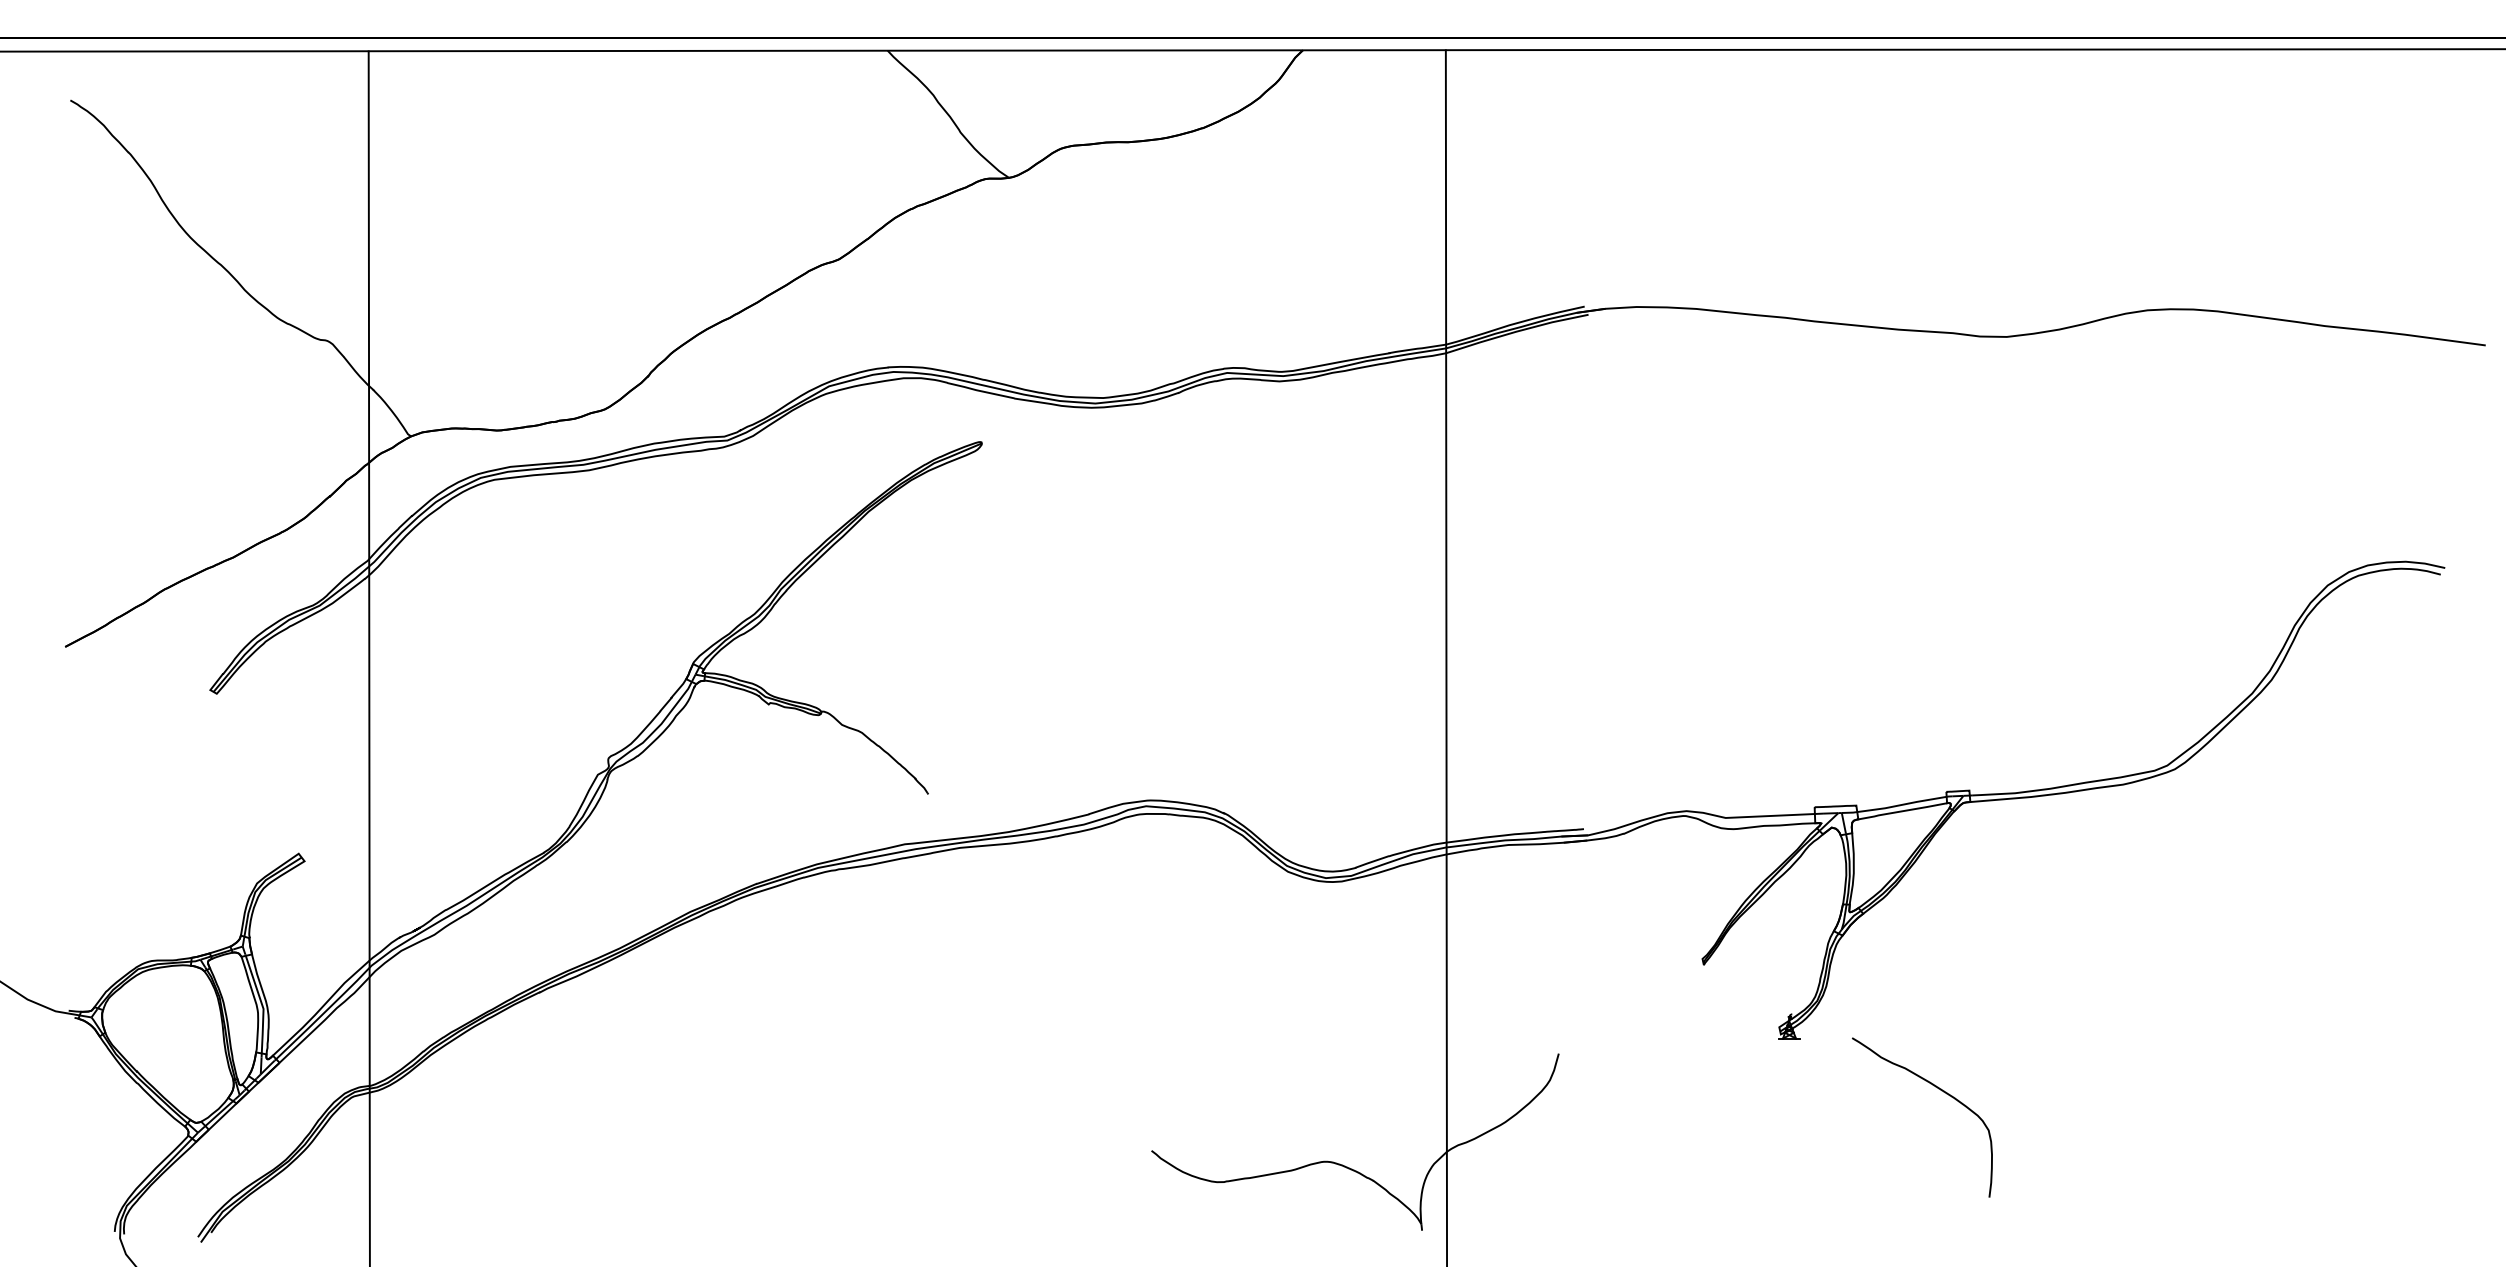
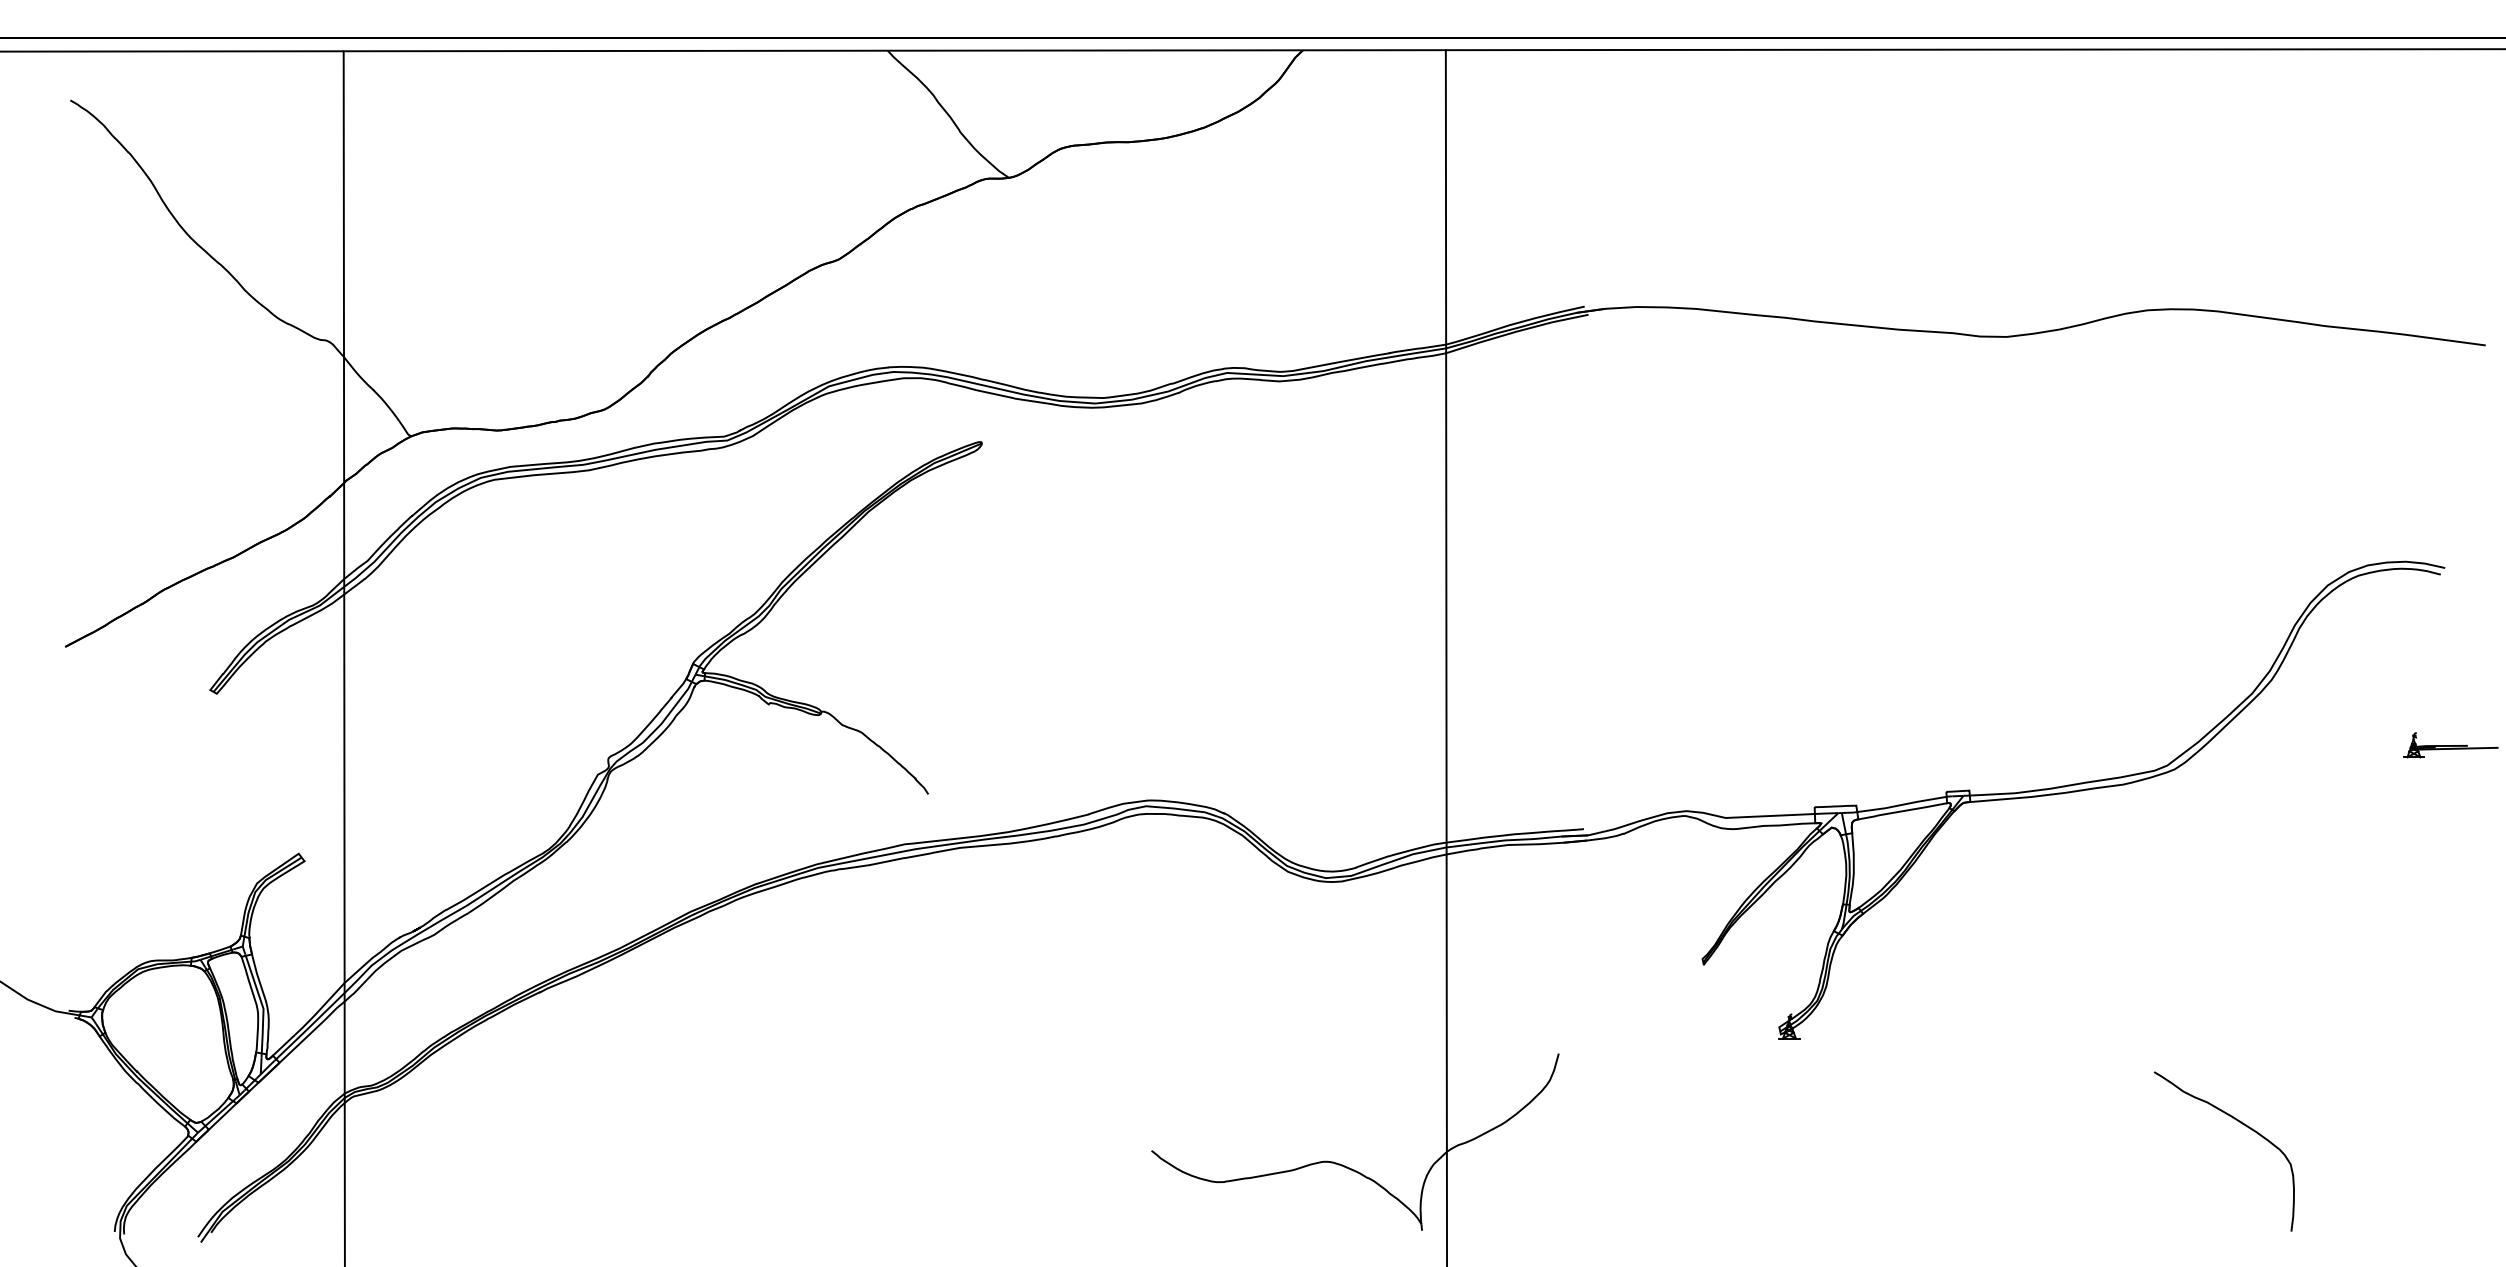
line position: (368, 657) -> (343, 657) (343, 657)
part: none -> present (2450, 745)
curve position: (1941, 1091) -> (2243, 1125) (2243, 1125)
